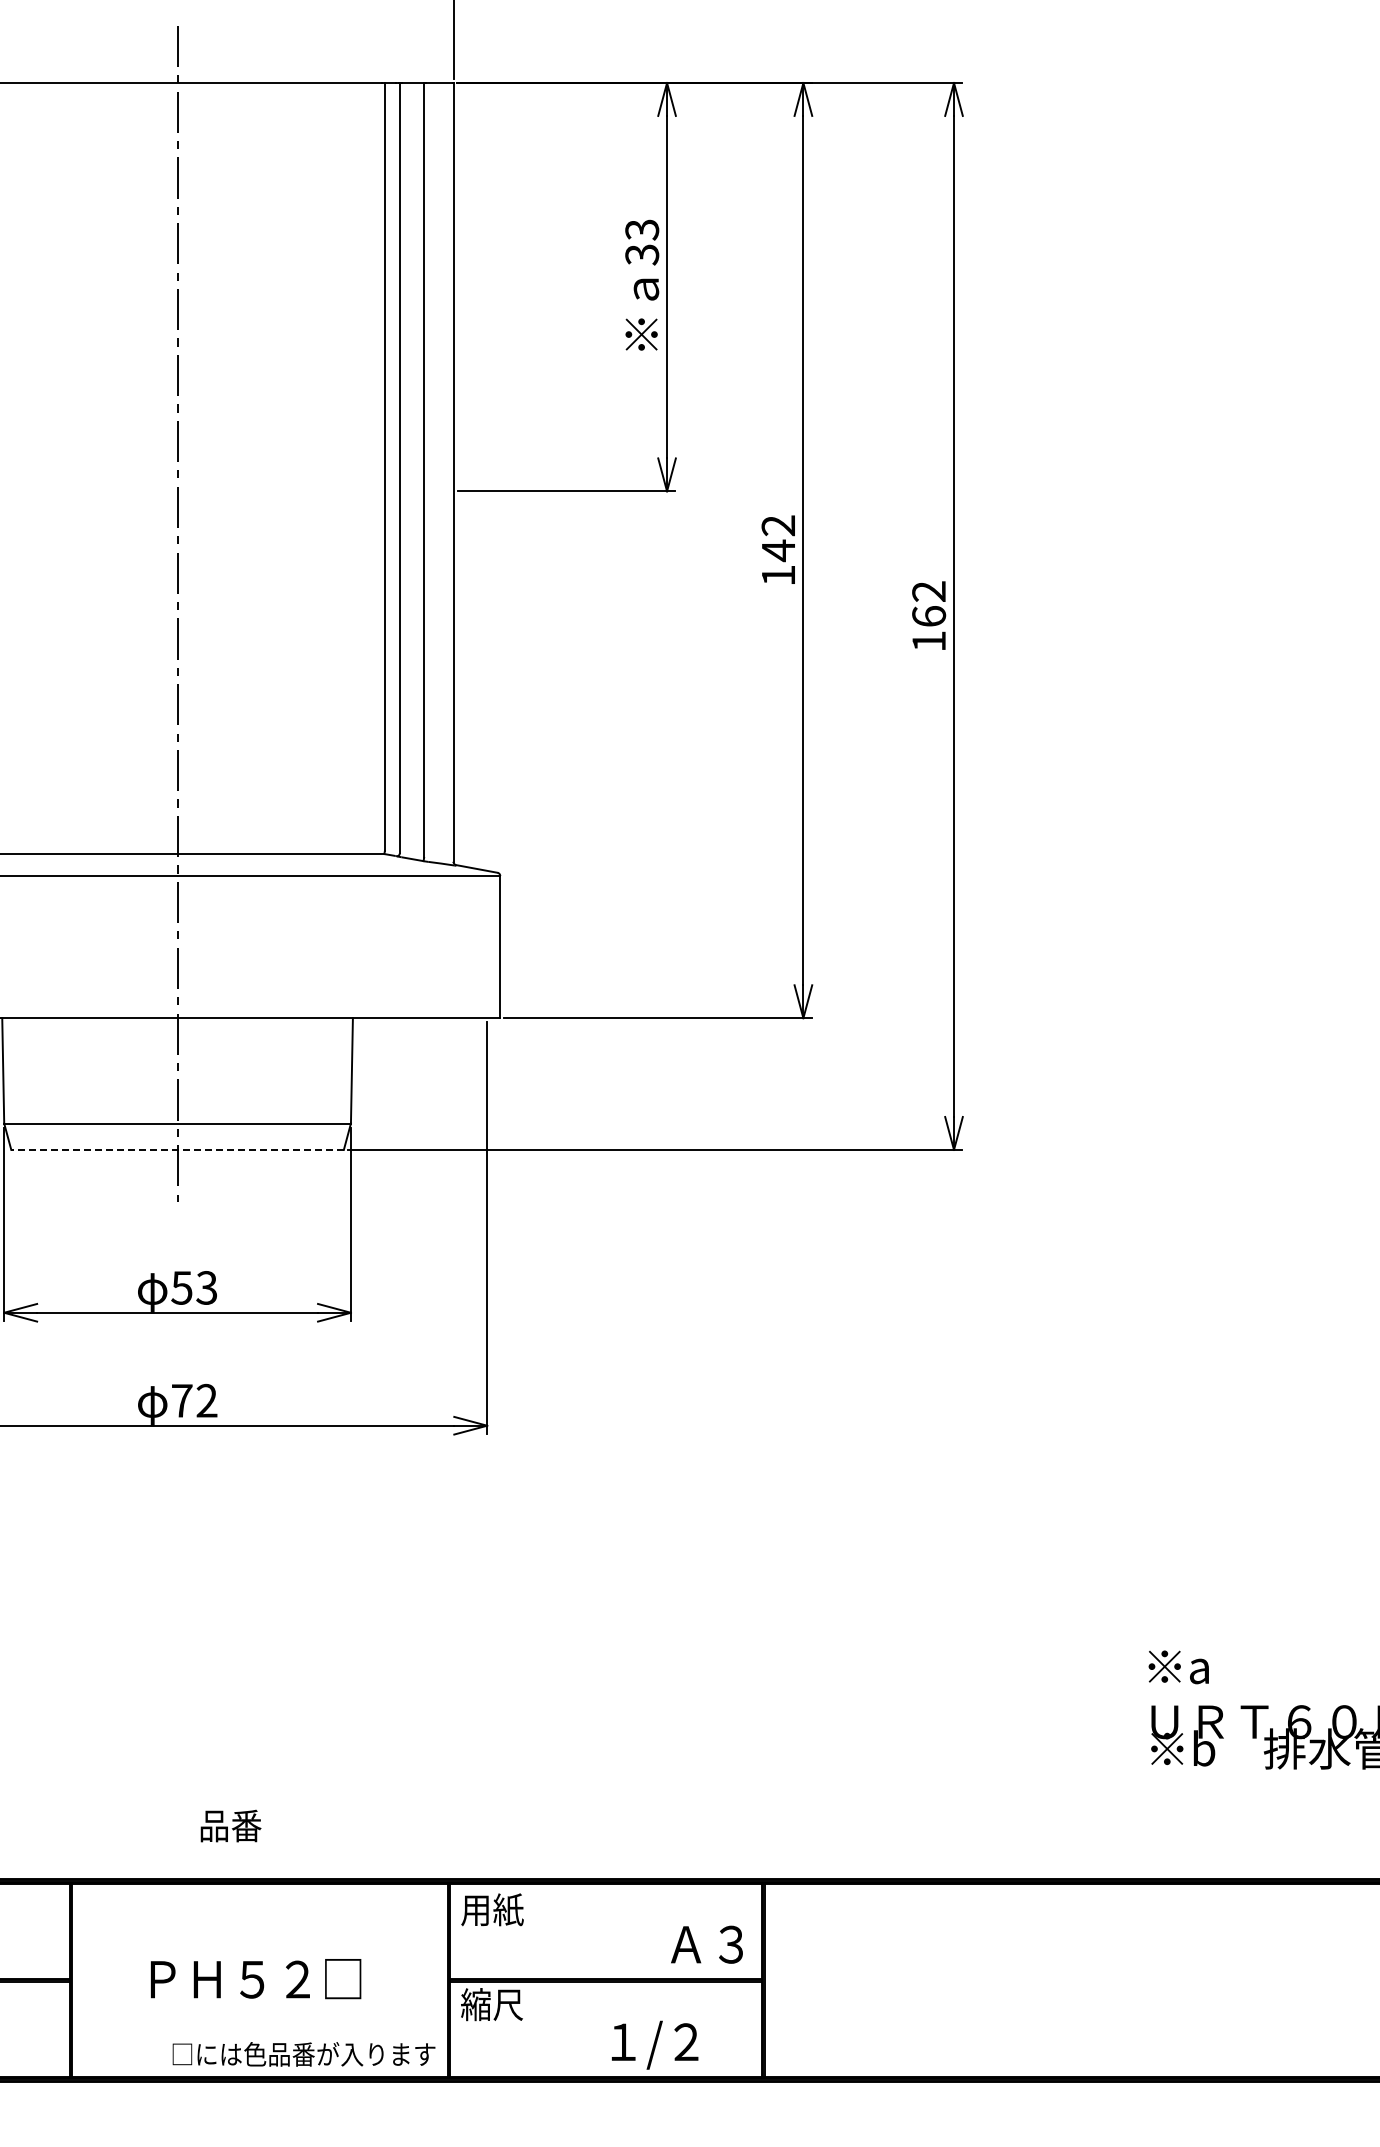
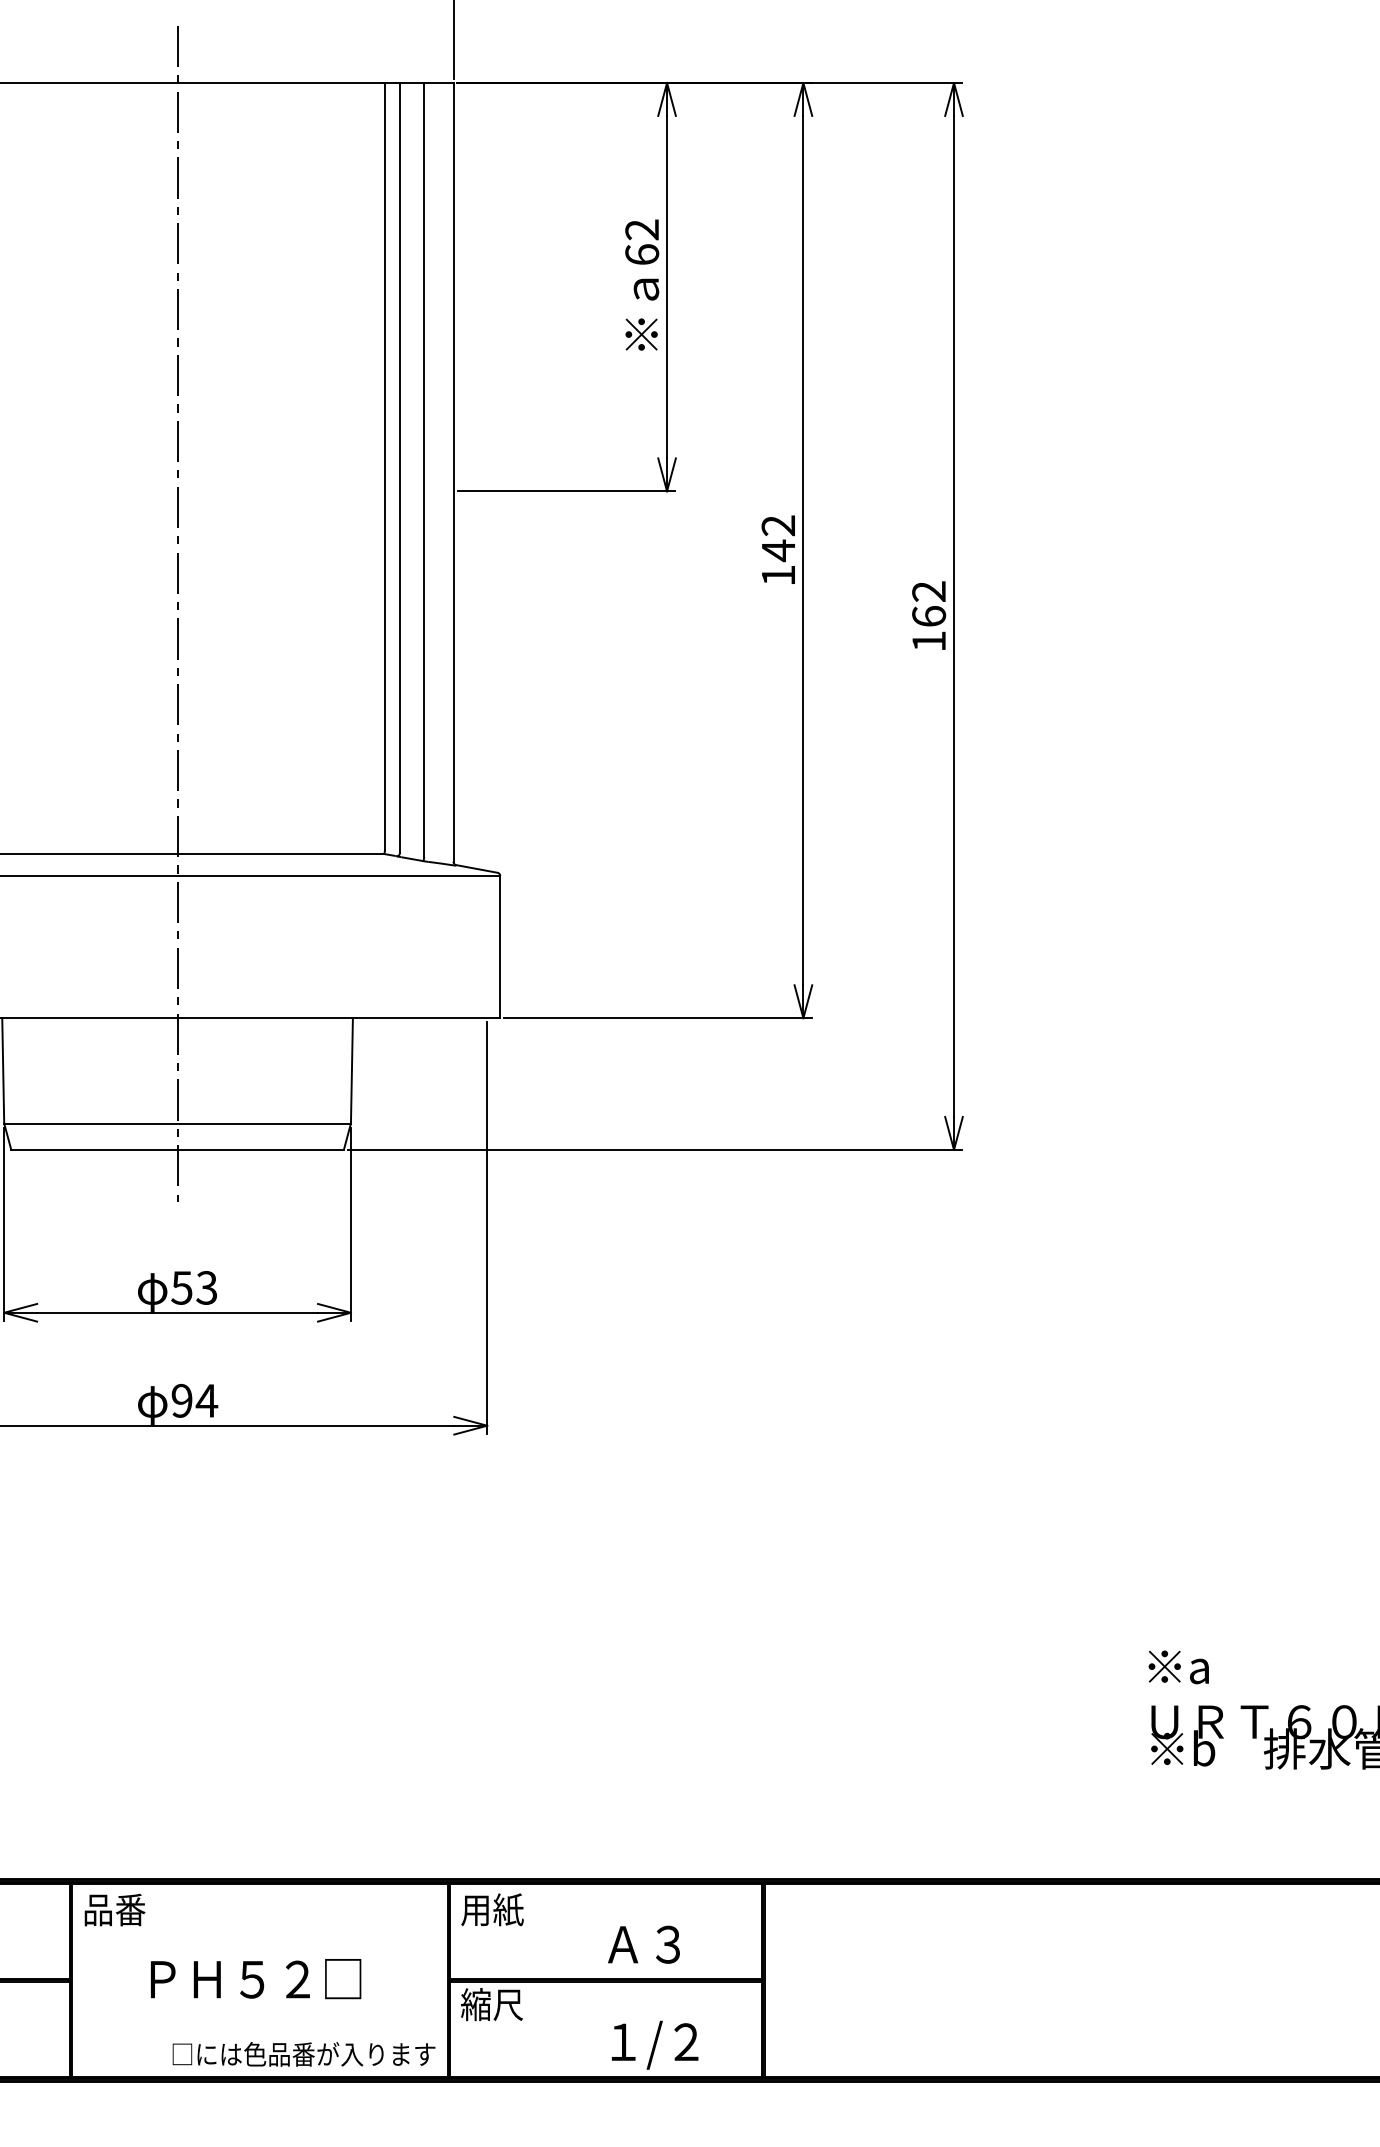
text: 33 -> 62 (642, 242)
line: dashed -> solid (177, 1149)
text: 72 -> 94 (194, 1400)
text position: (230, 1825) -> (114, 1909) (114, 1909)
text position: (706, 1944) -> (643, 1944) (643, 1944)
